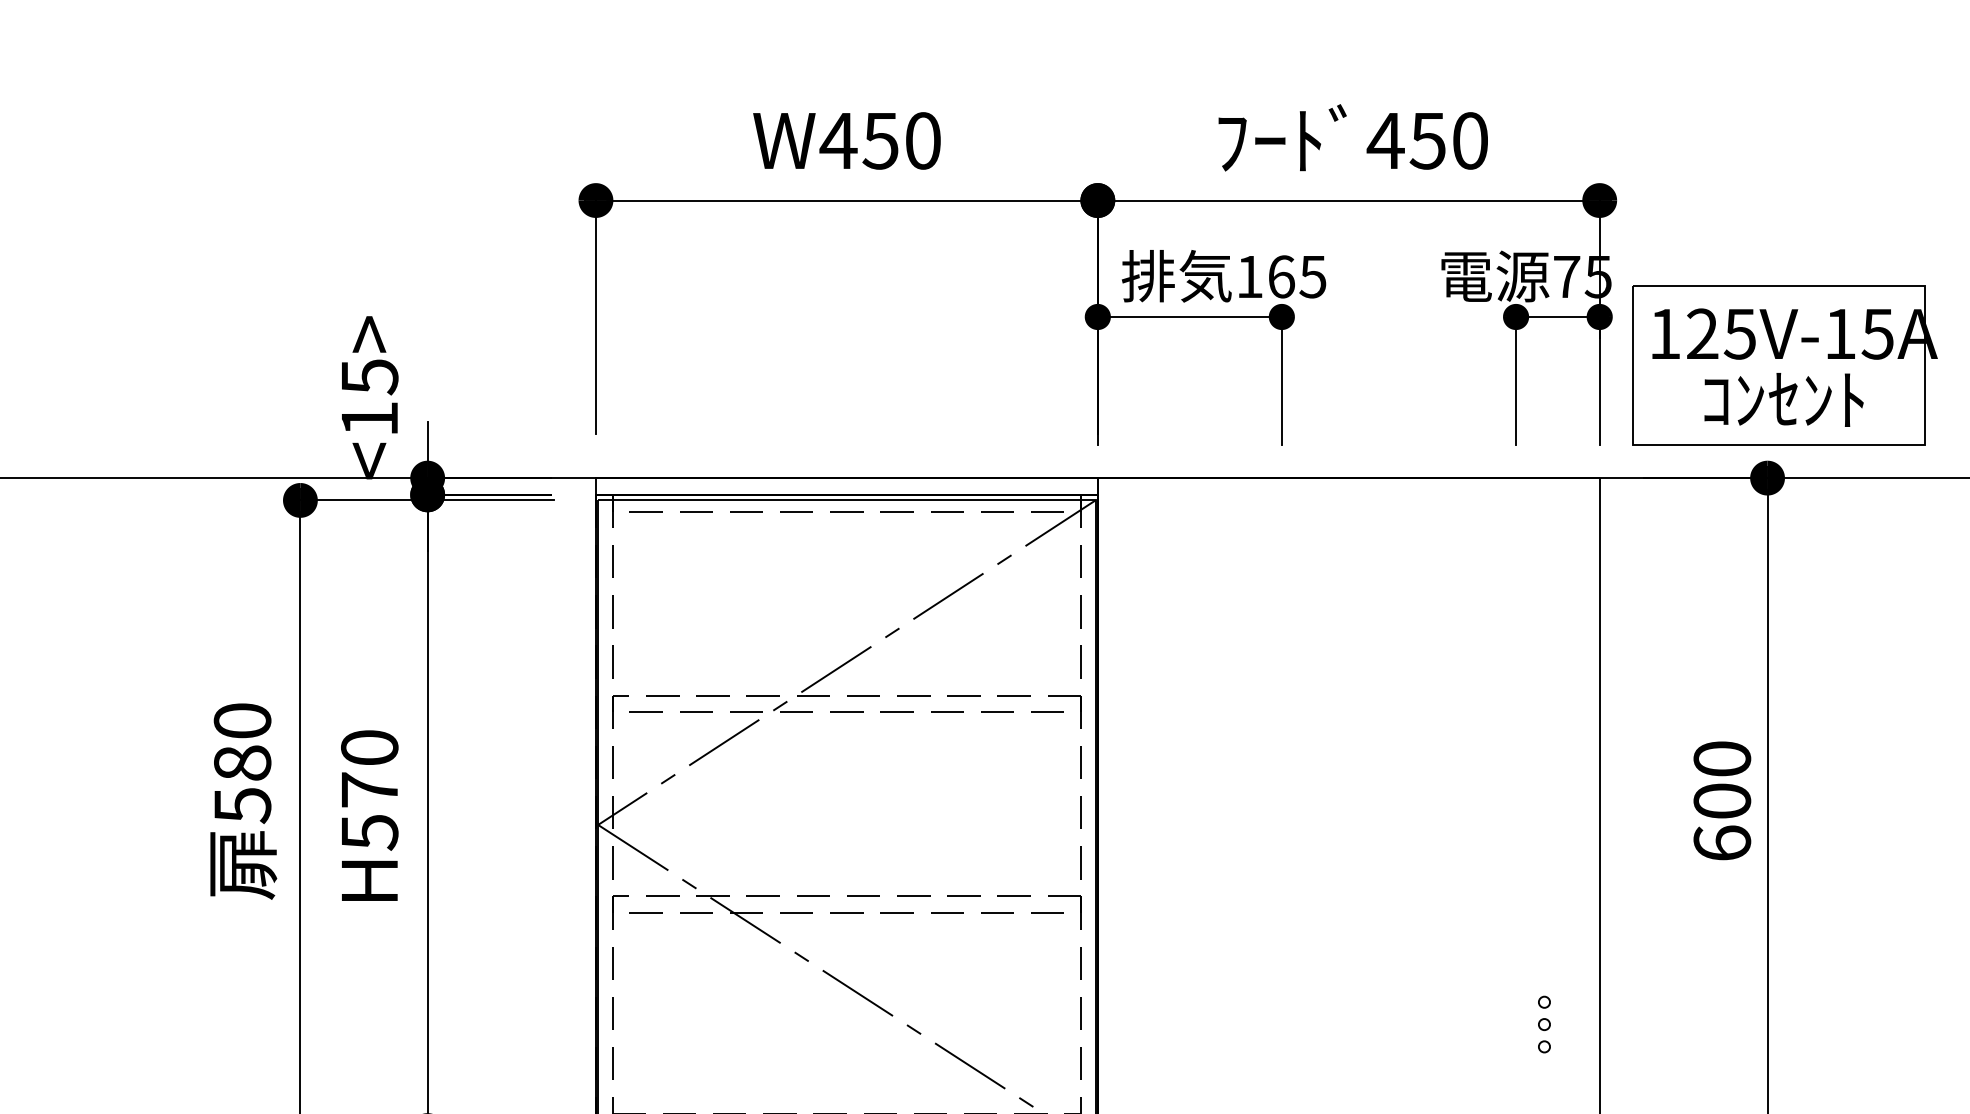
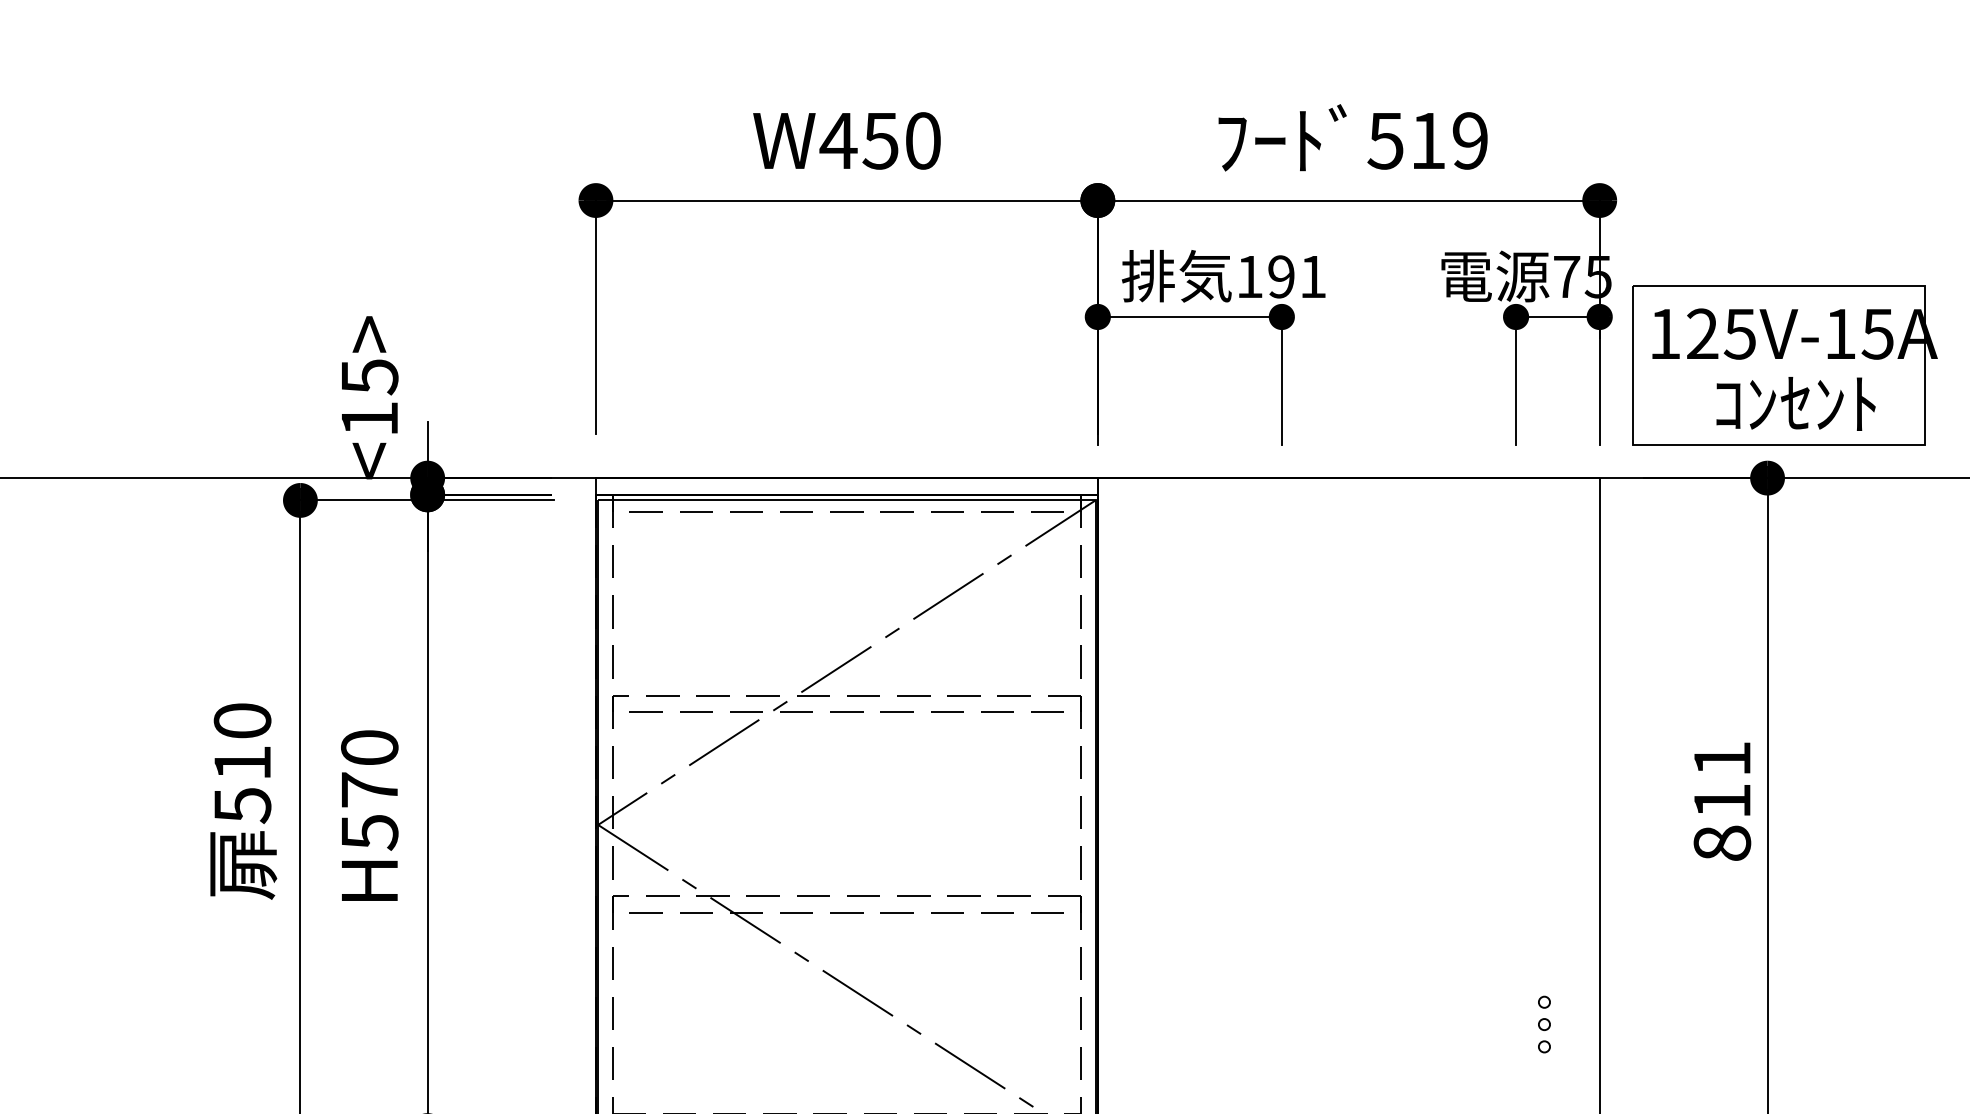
text: 450 -> 519 (1426, 140)
text: 165 -> 191 (1297, 276)
text position: (1783, 399) -> (1795, 403) (1795, 403)
text: 580 -> 510 (242, 762)
text: 600 -> 811 (1722, 800)
